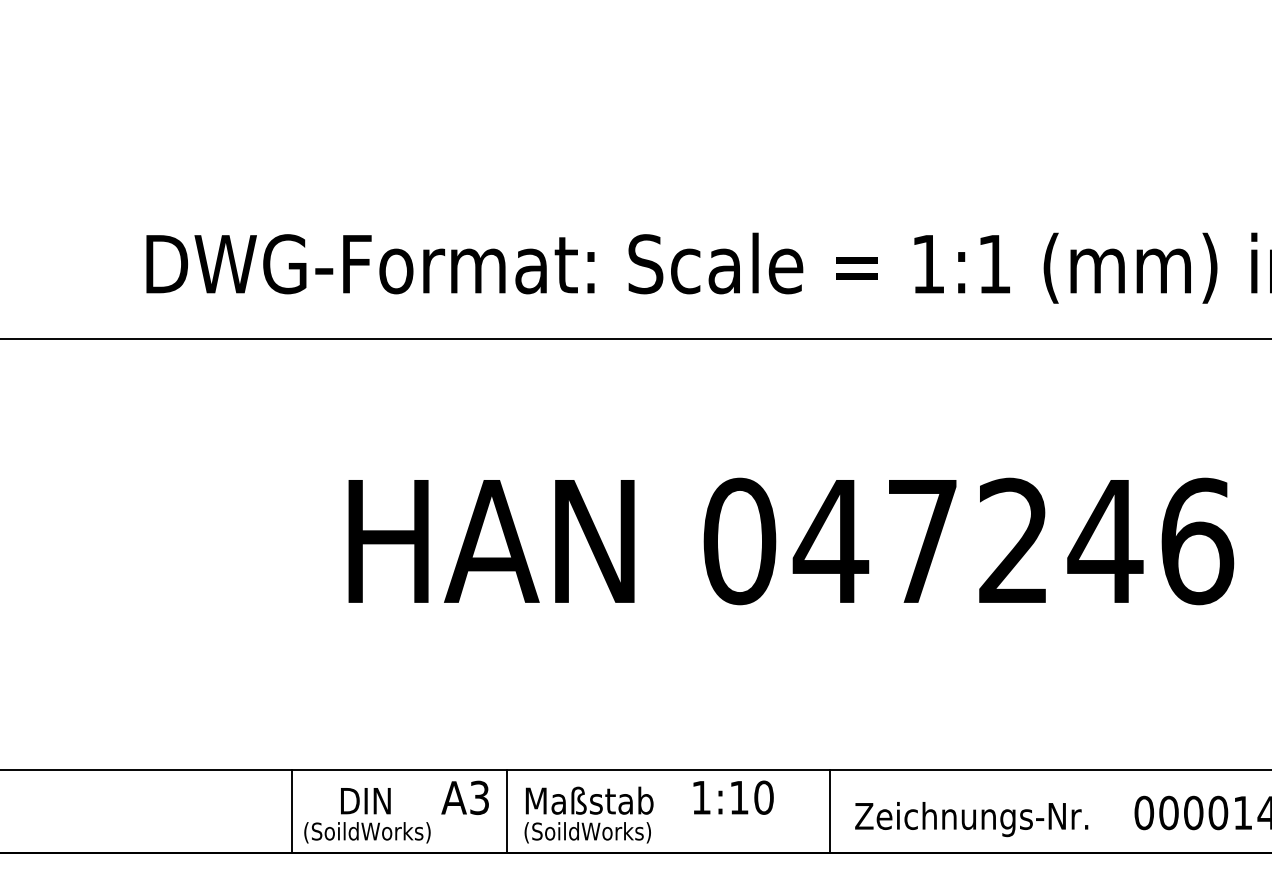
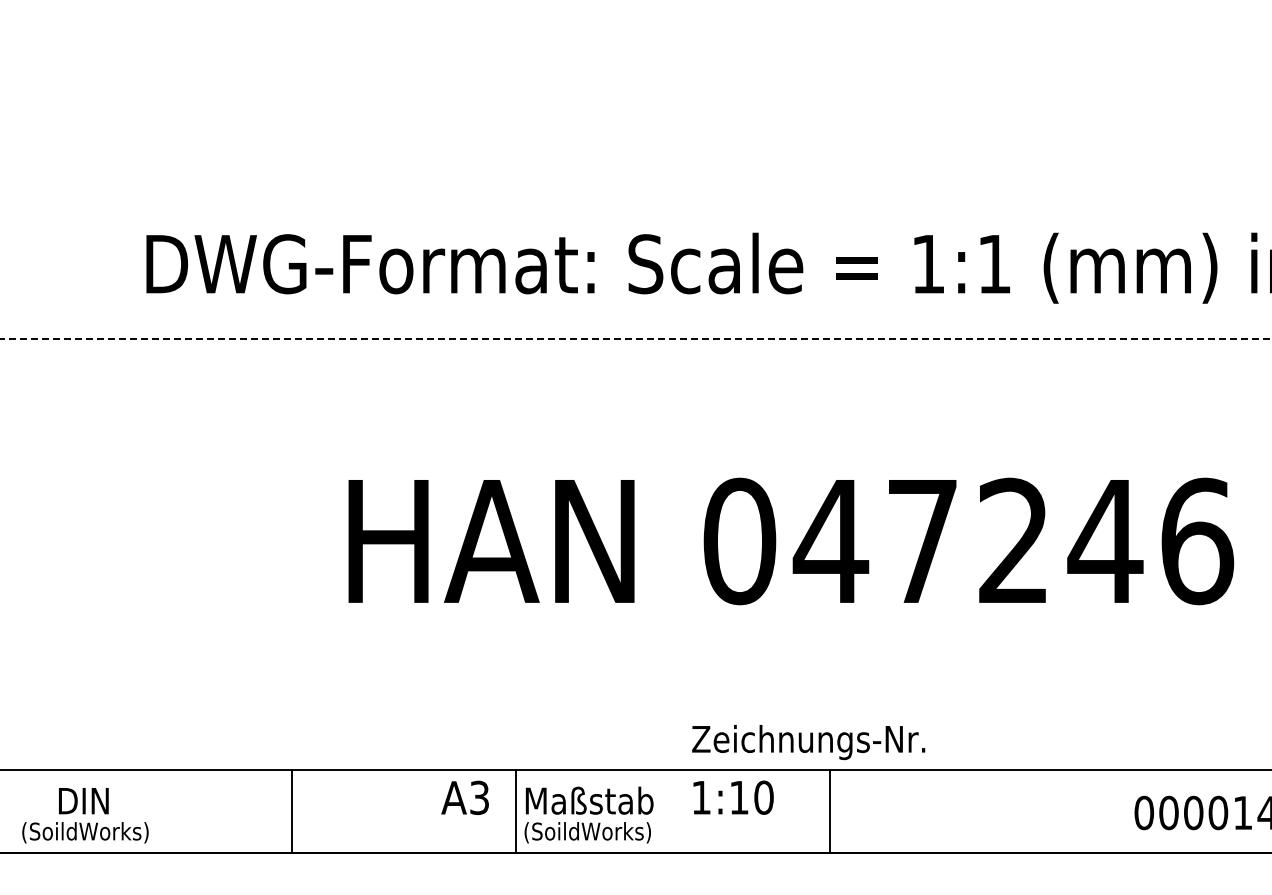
line: solid -> dashed (636, 338)
line position: (506, 811) -> (515, 811) (515, 811)
text position: (367, 815) -> (85, 815) (85, 815)
text position: (971, 819) -> (808, 742) (808, 742)
